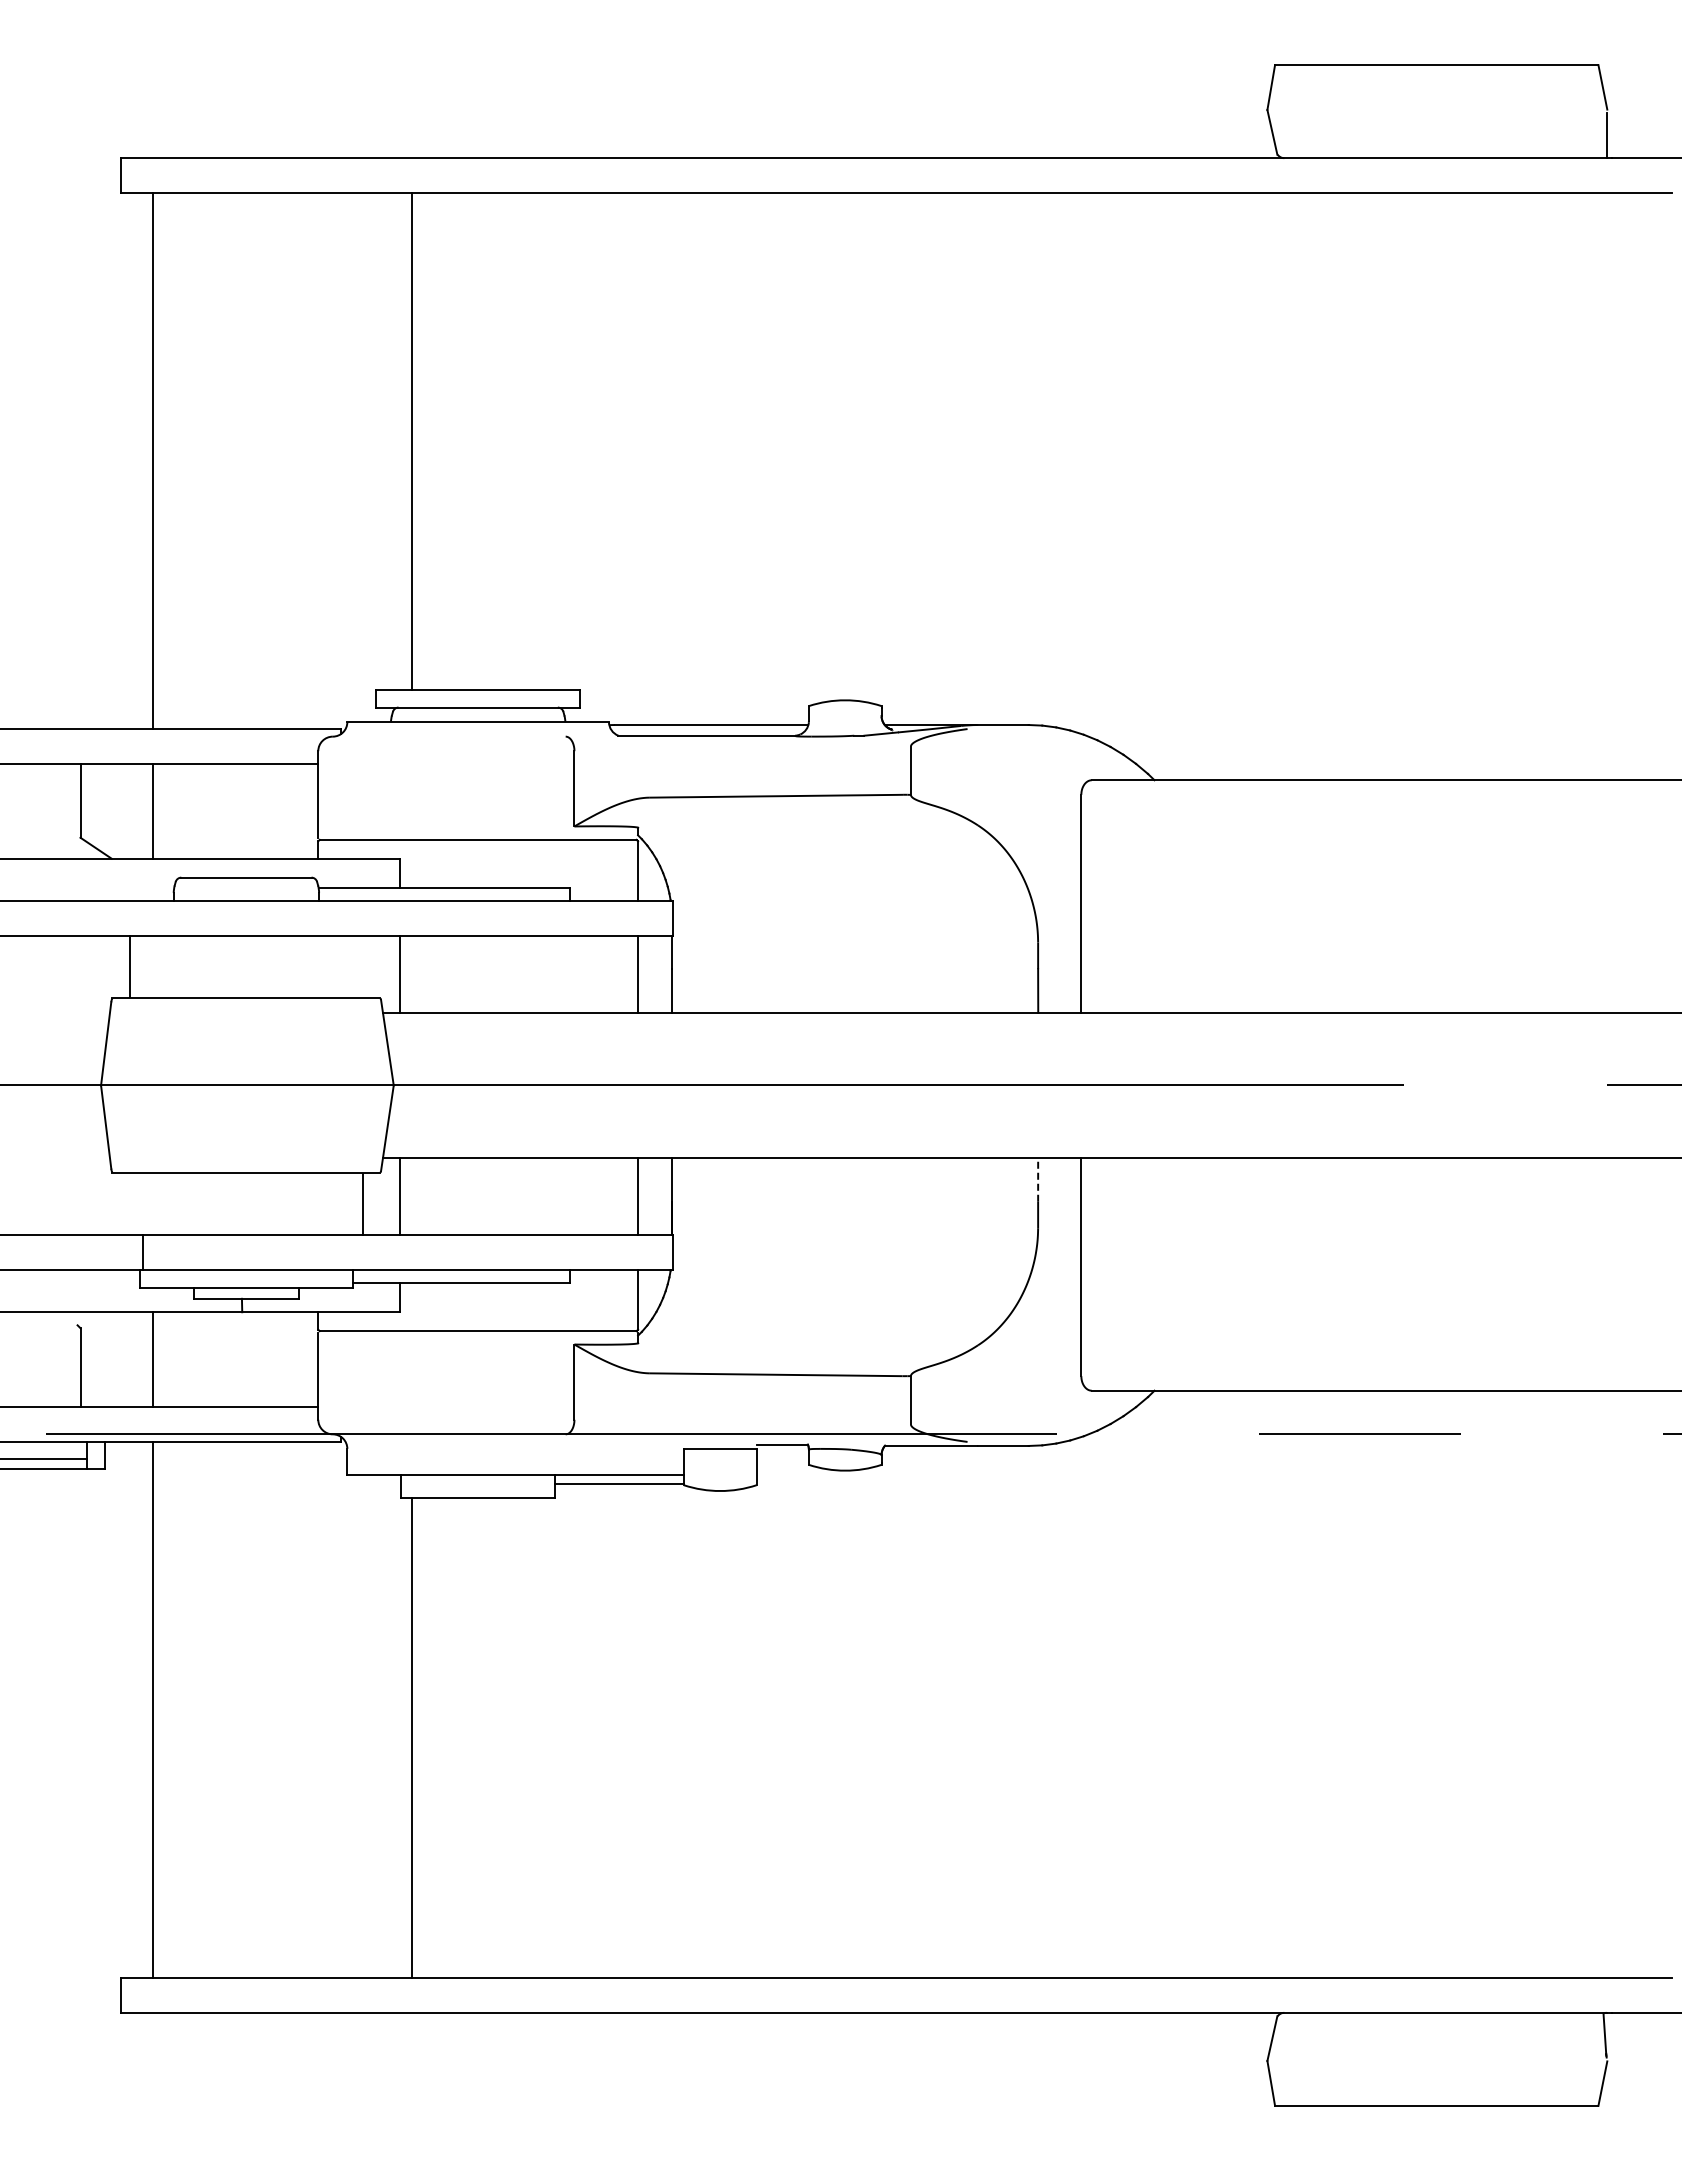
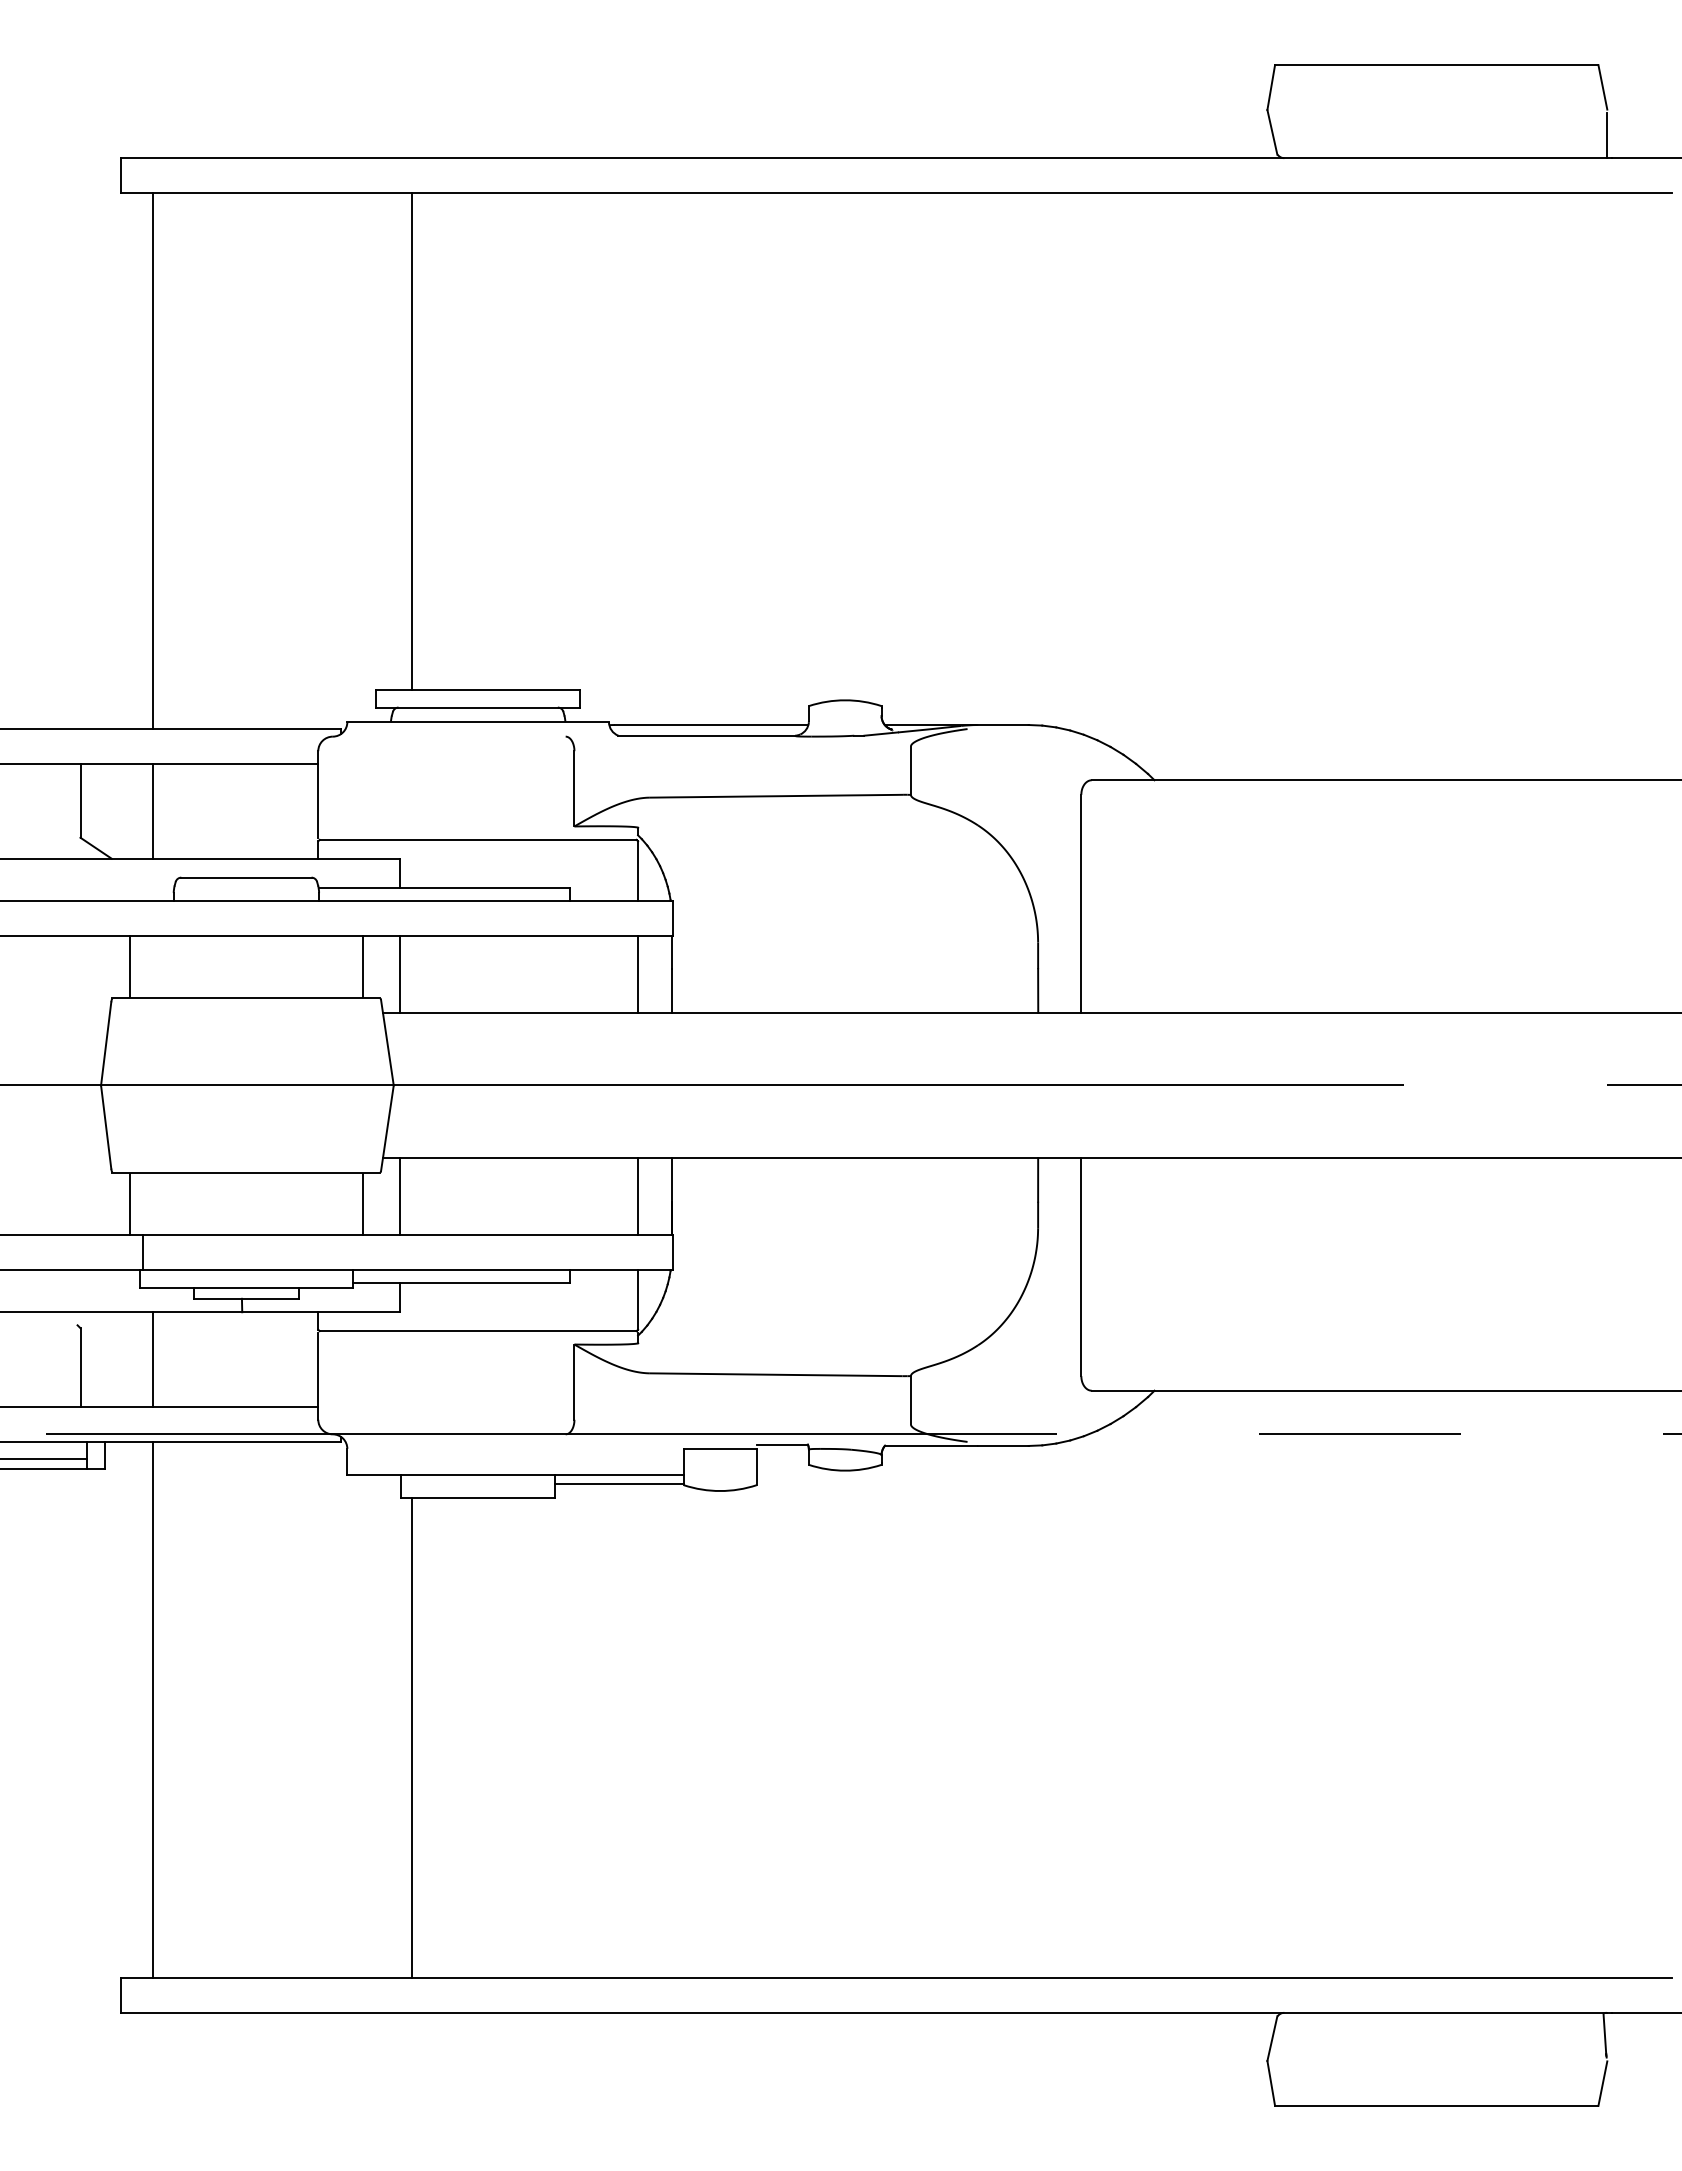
line: none -> present (362, 965)
line: dashed -> solid (1038, 1179)
line: none -> present (130, 1204)
